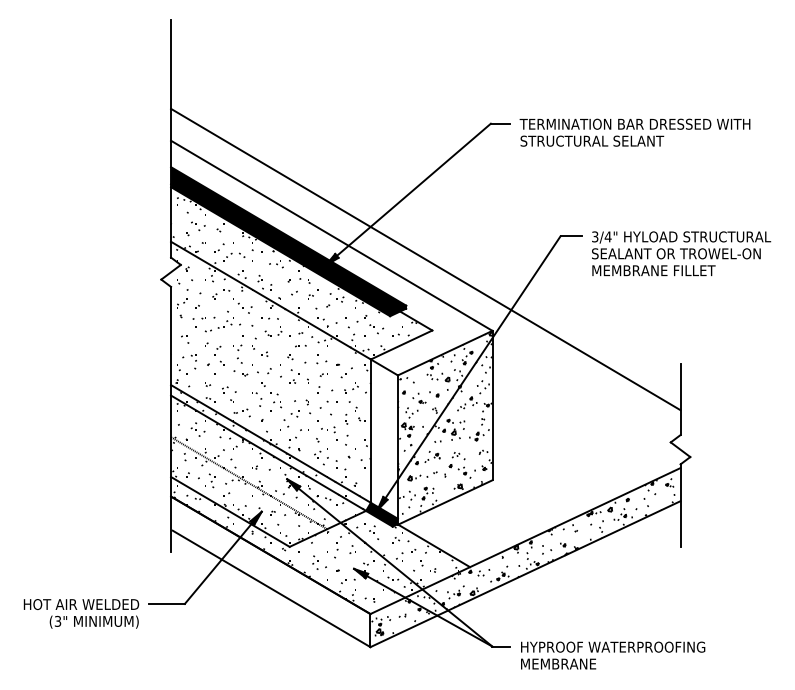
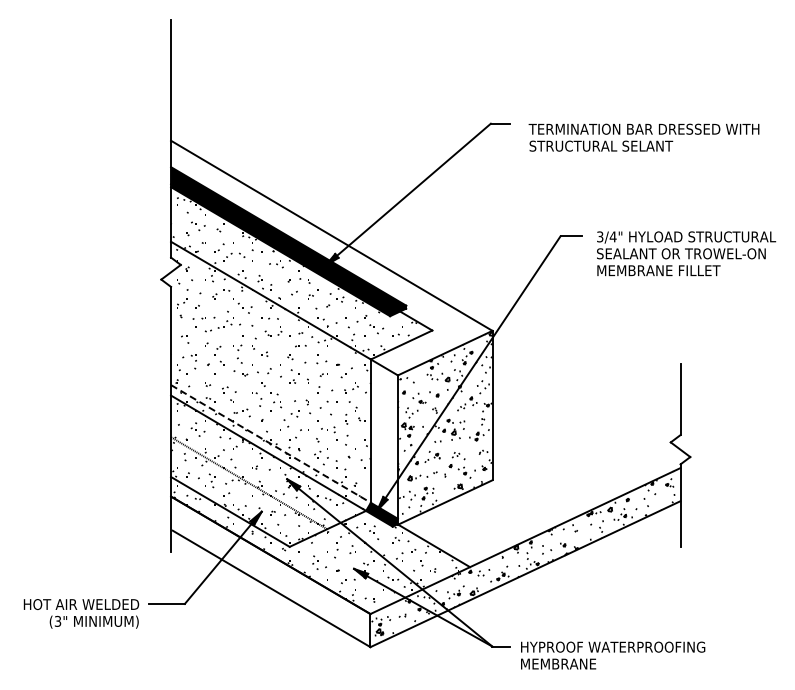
text position: (634, 132) -> (643, 137) (643, 137)
text position: (681, 253) -> (686, 253) (686, 253)
line: present -> none (425, 259)
line: solid -> dashed (270, 443)
